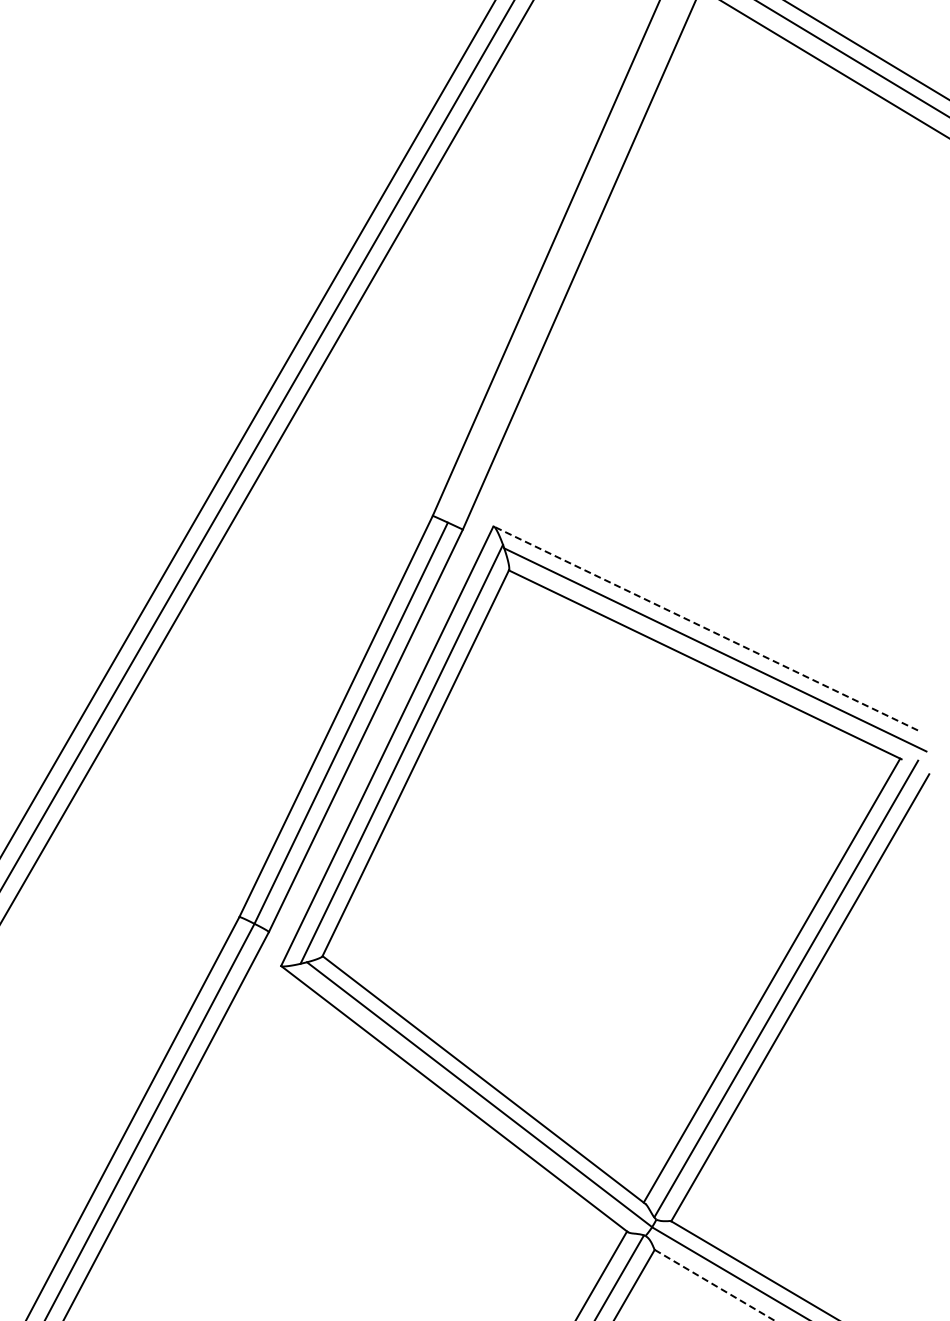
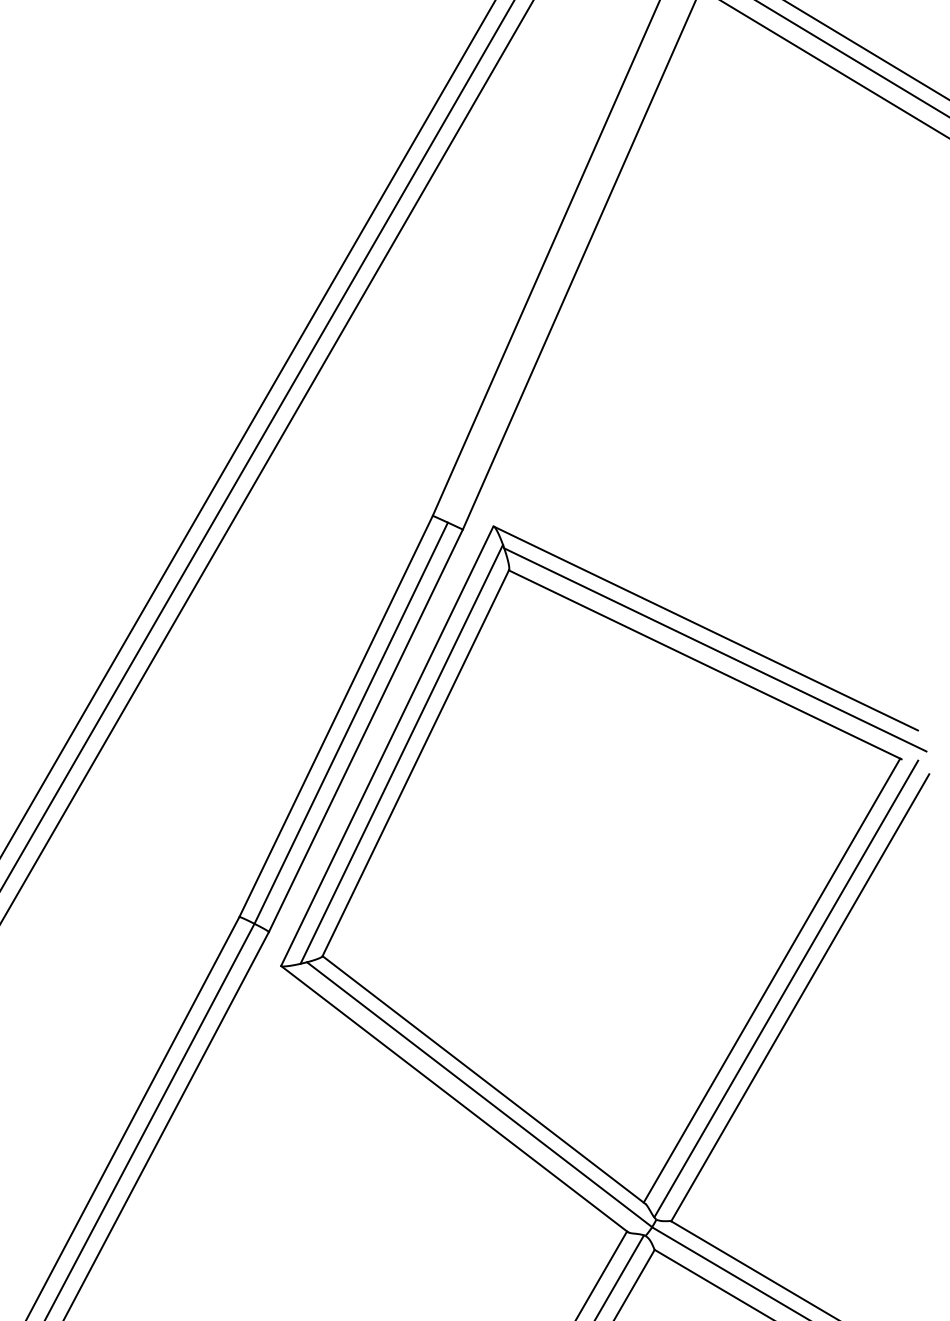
line: dashed -> solid (705, 628)
line: dashed -> solid (714, 1285)
